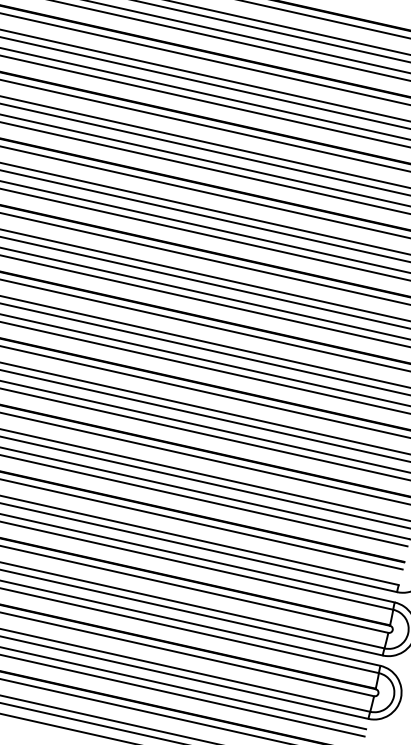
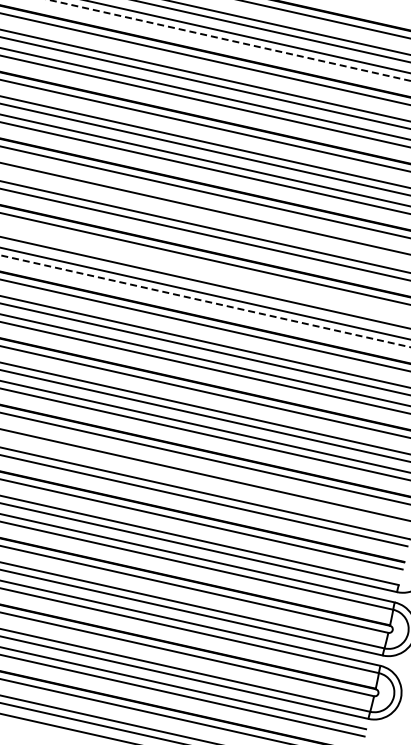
line: solid -> dashed (229, 40)
line: present -> none (204, 215)
line: present -> none (204, 274)
line: solid -> dashed (205, 301)
line: present -> none (204, 482)
